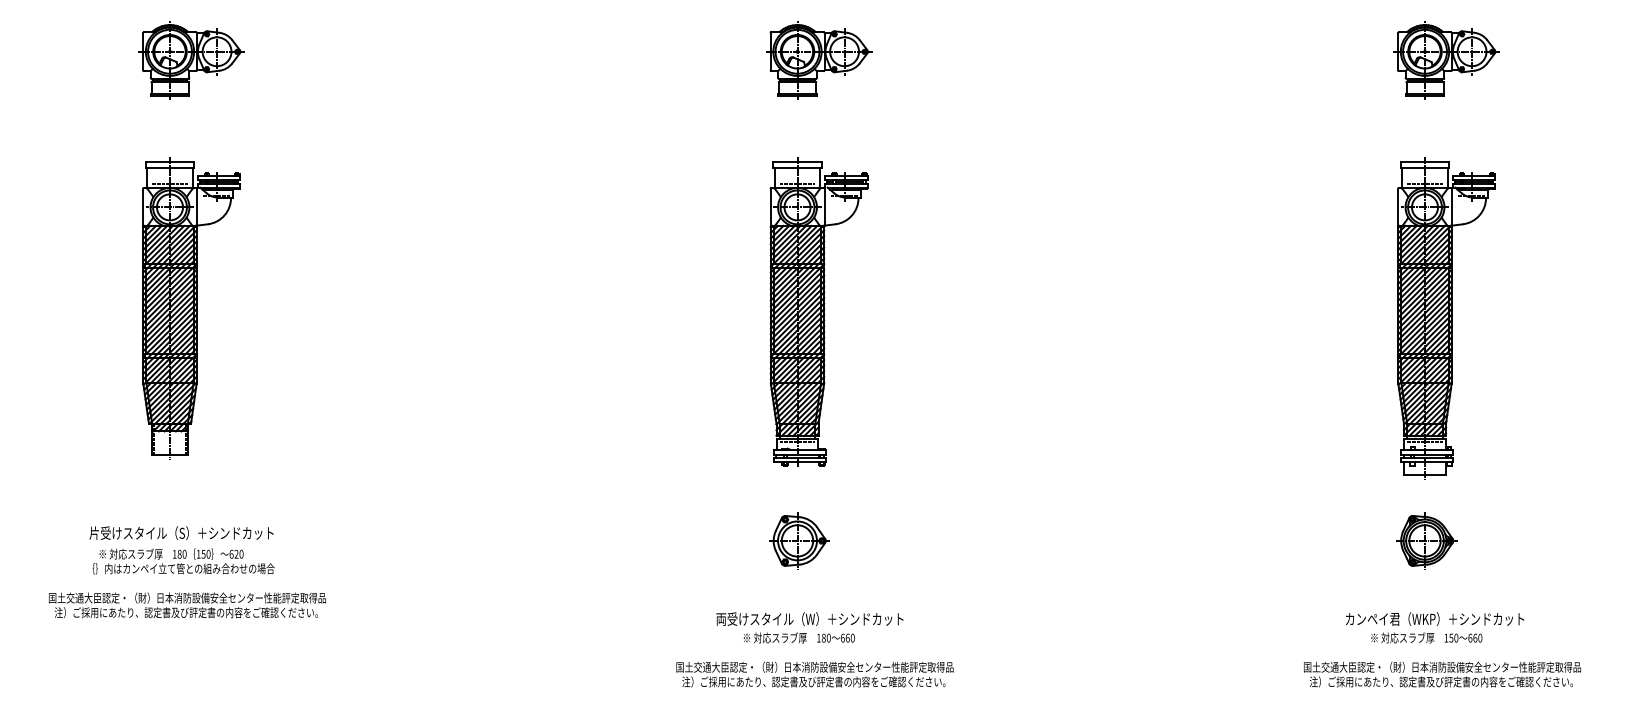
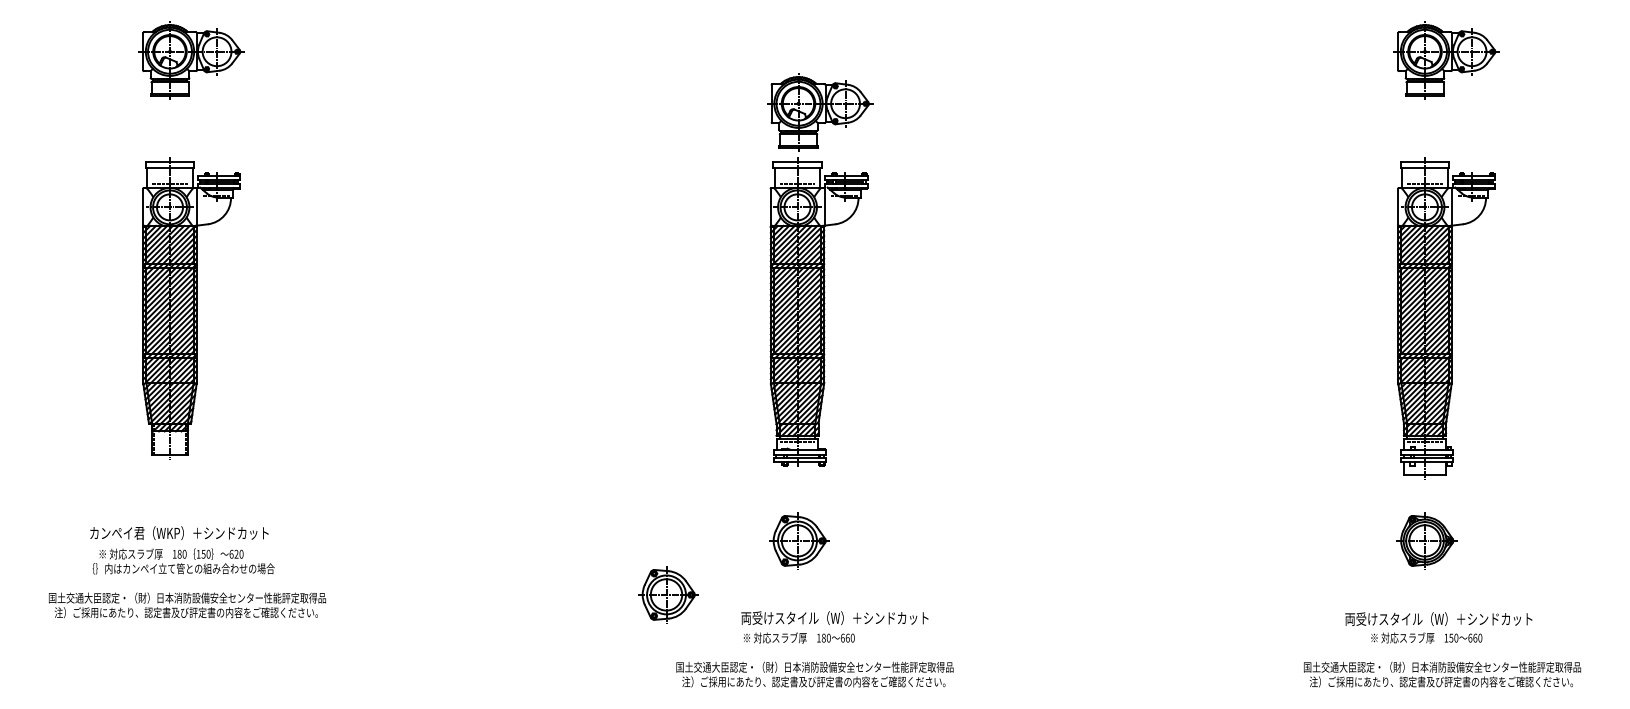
part position: (819, 60) -> (820, 112) (820, 112)
text: 片受けスタイル（S）＋シンドカット -> カンペイ君（WKP）＋シンドカット (181, 533)
part: none -> present (668, 594)
text position: (809, 618) -> (834, 617) (834, 617)
text: カンペイ君（WKP）＋シンドカット -> 両受けスタイル（W）＋シンドカット (1438, 618)
